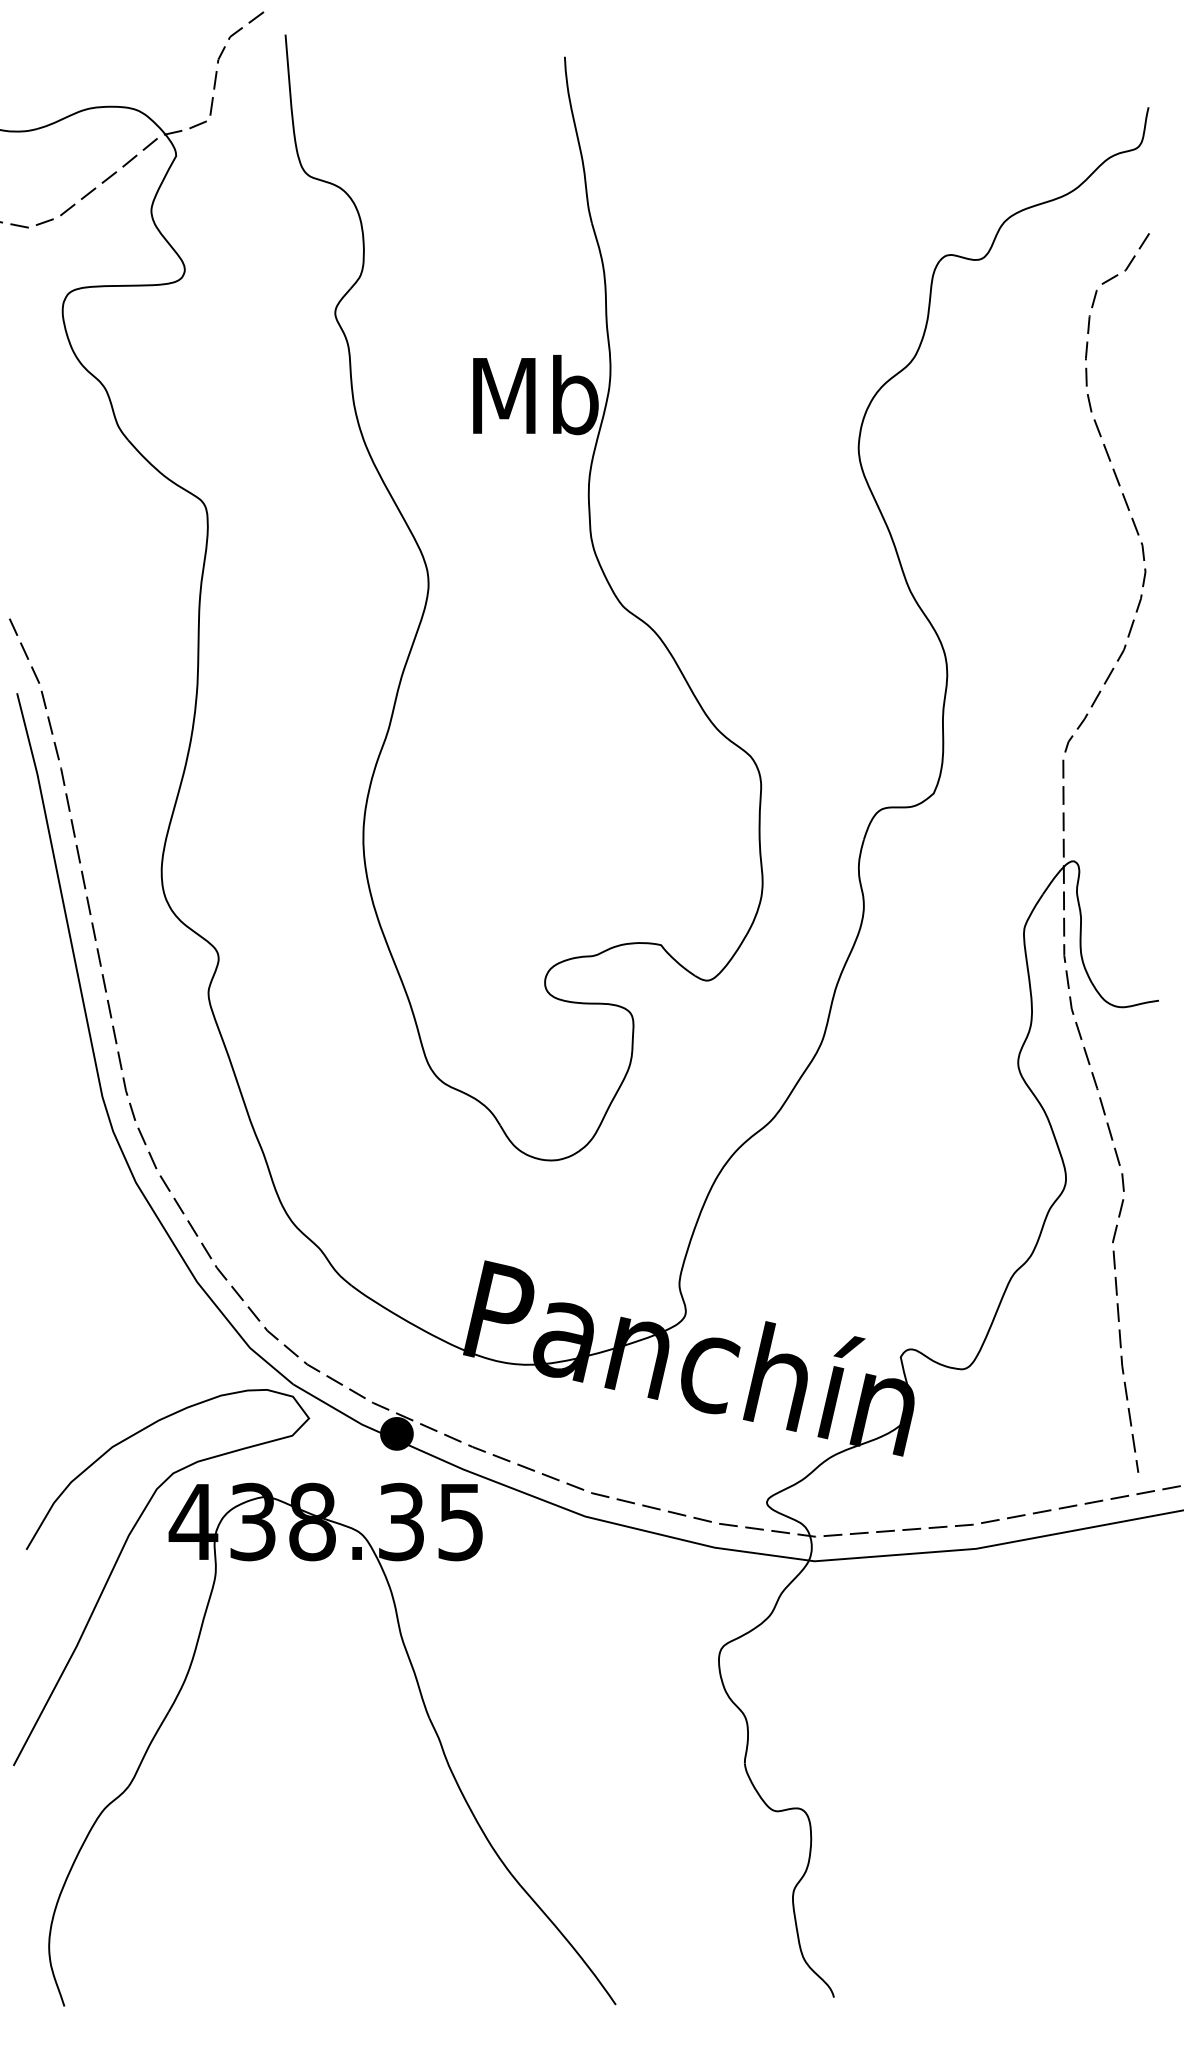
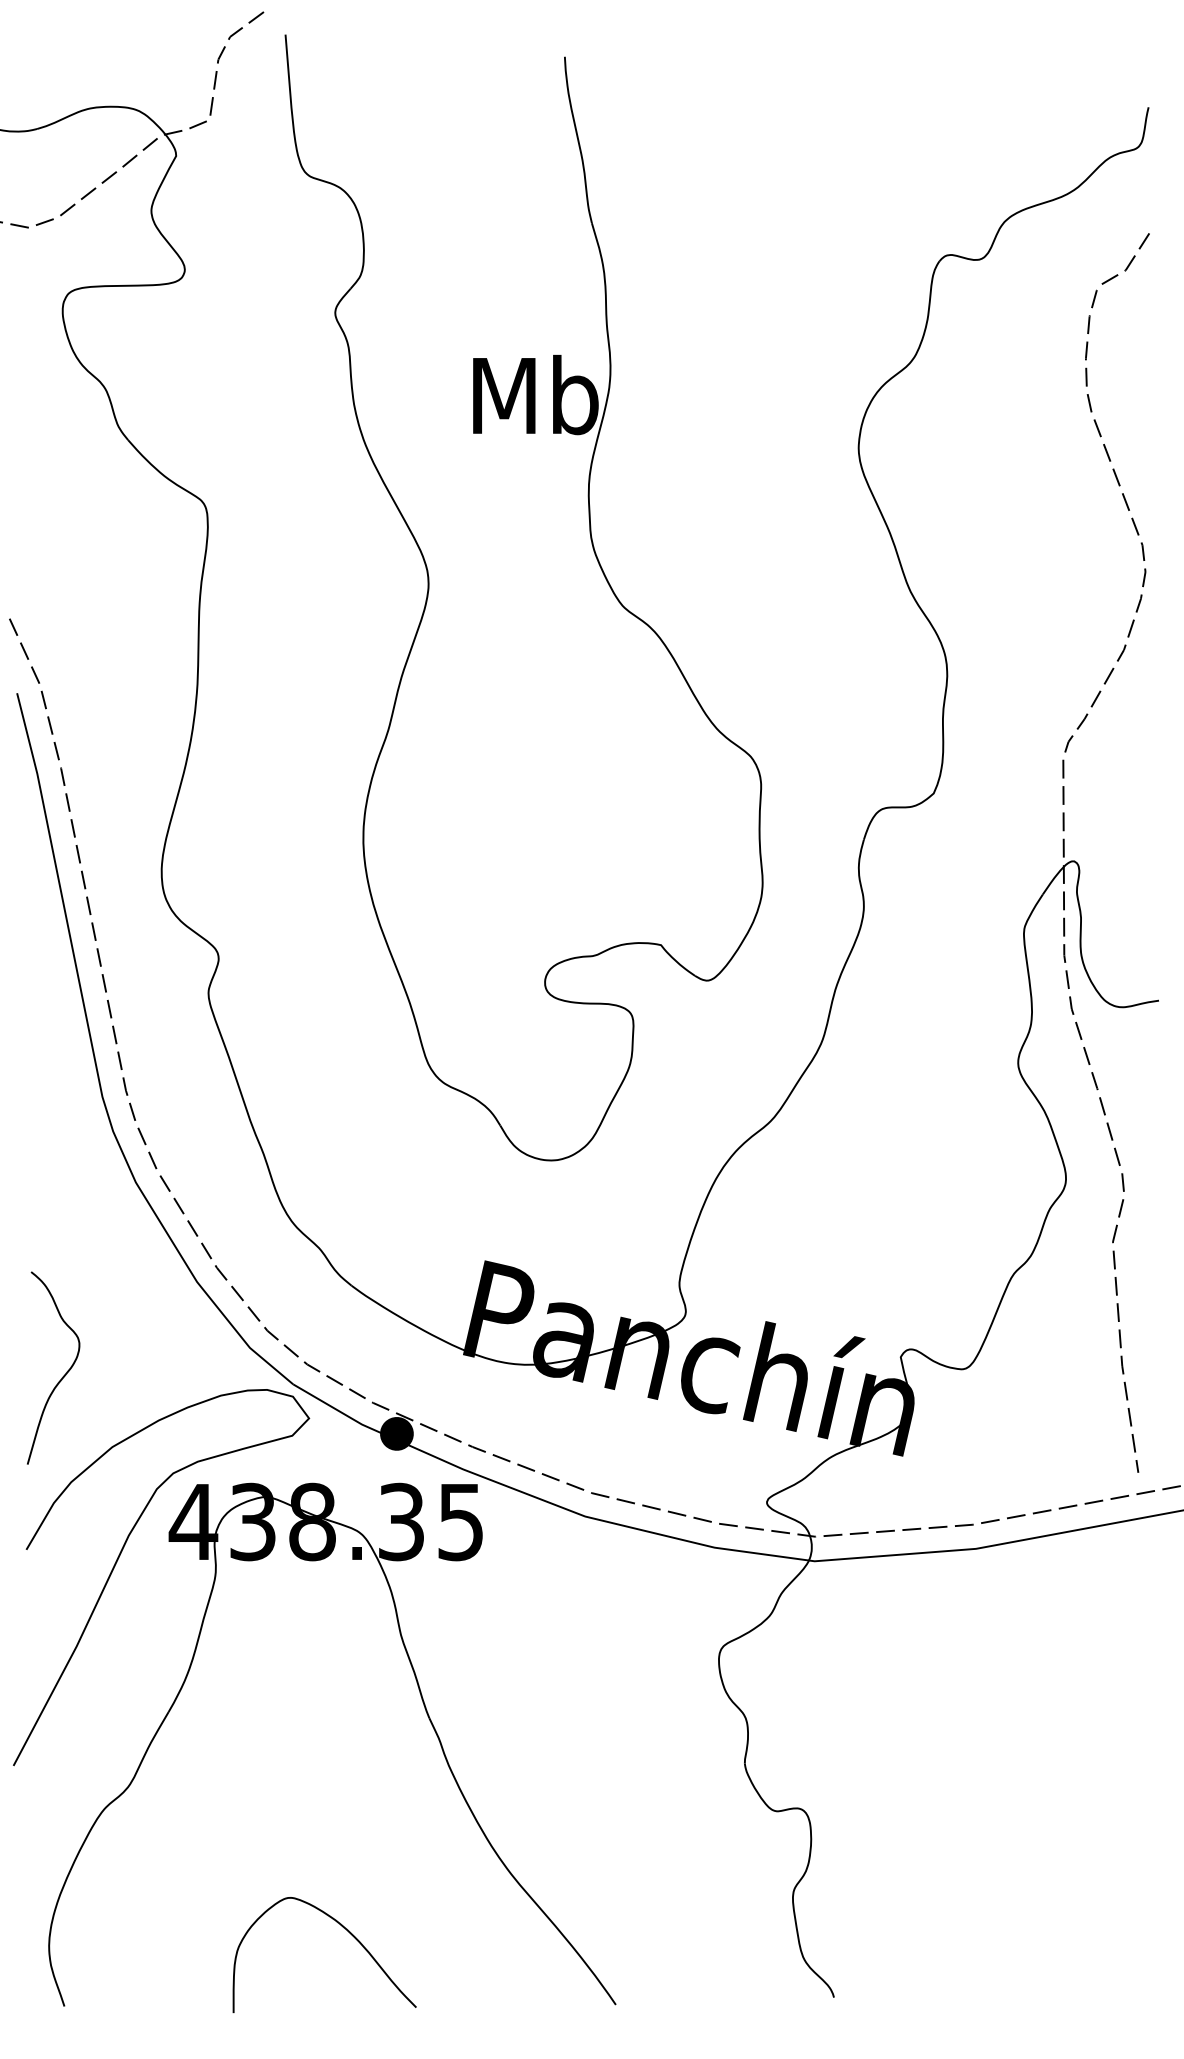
curve: none -> present (62, 1376)
curve: none -> present (343, 1928)
